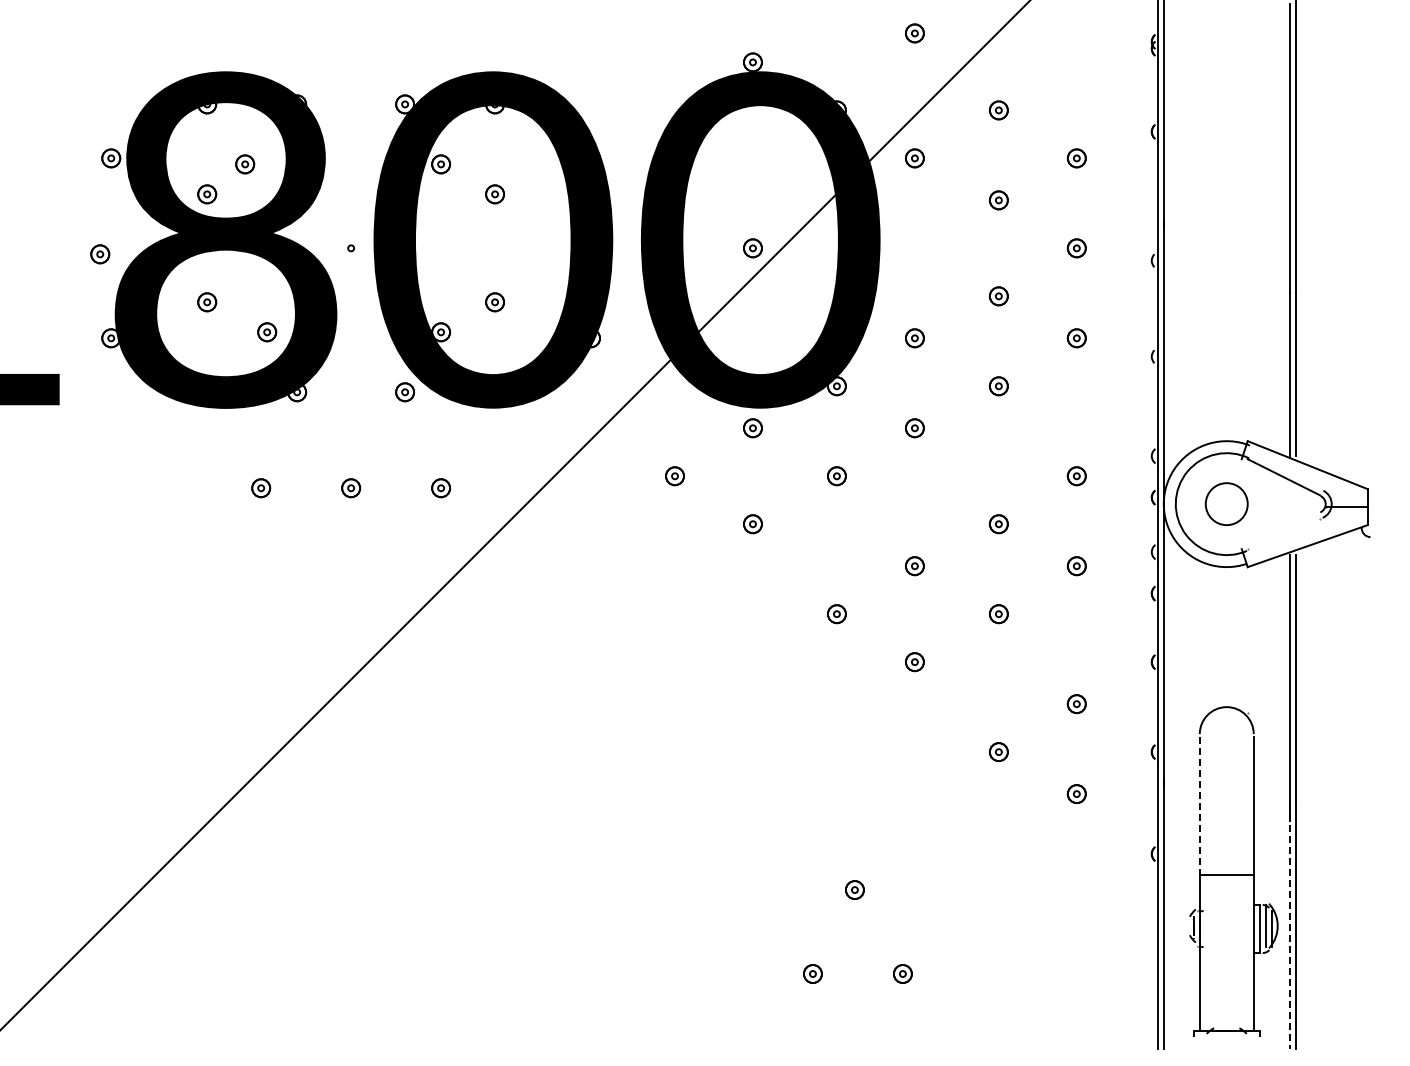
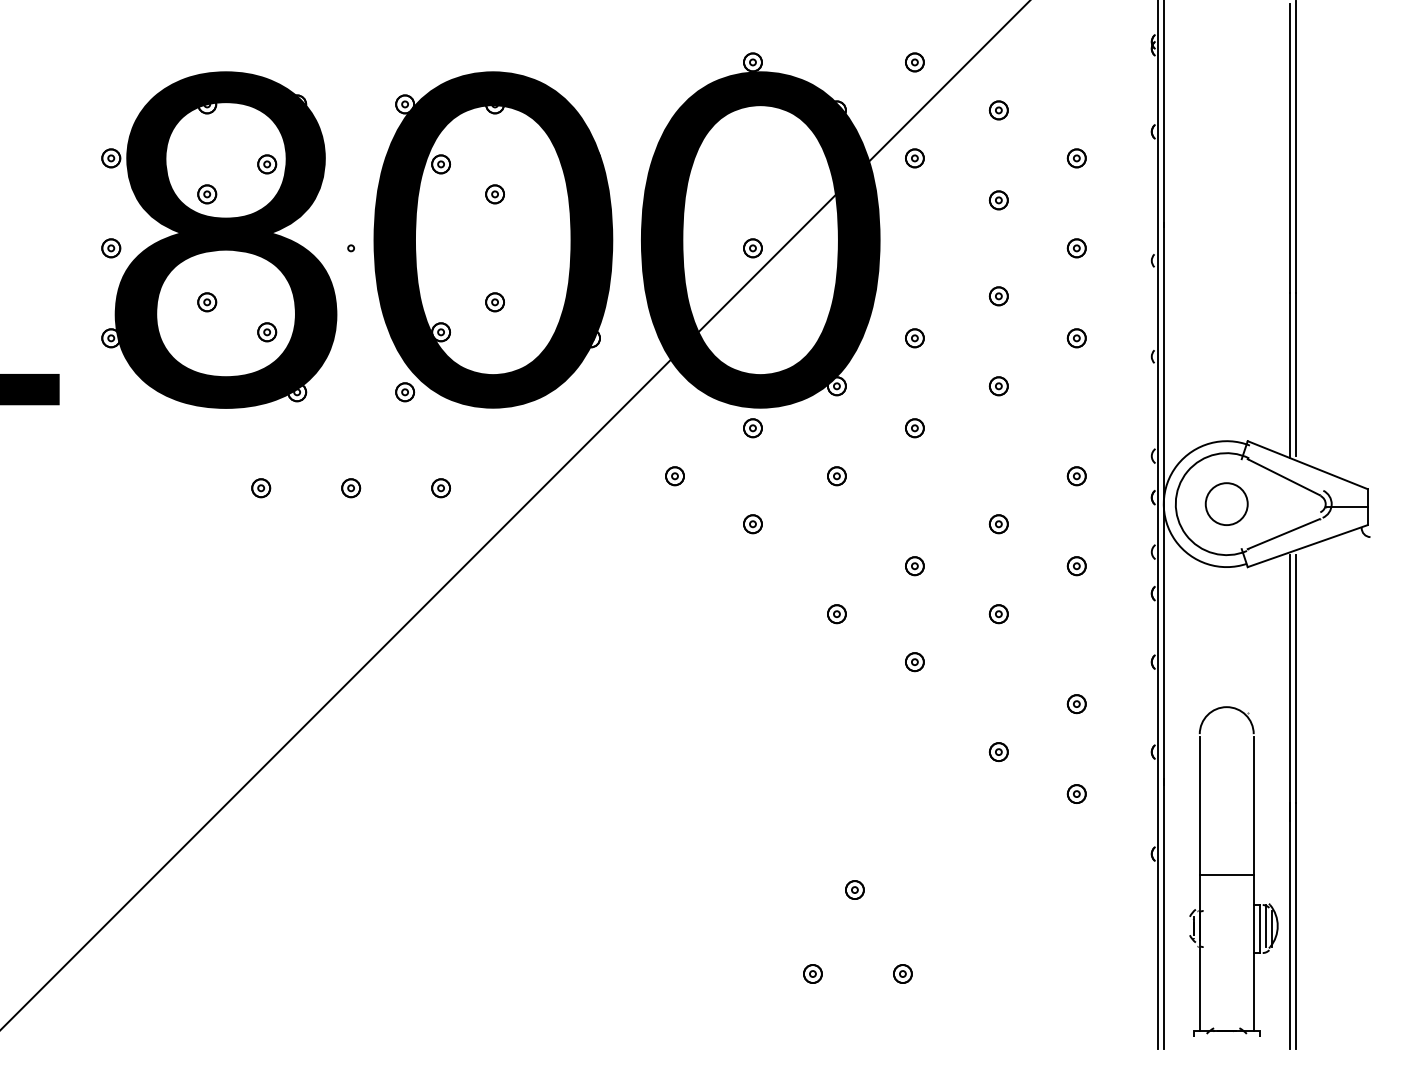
part position: (914, 33) -> (914, 62) (914, 62)
part position: (245, 164) -> (267, 164) (267, 164)
part position: (100, 254) -> (111, 248) (111, 248)
line: none -> present (1283, 534)
line: dashed -> solid (1199, 806)
line: dashed -> solid (1289, 926)
